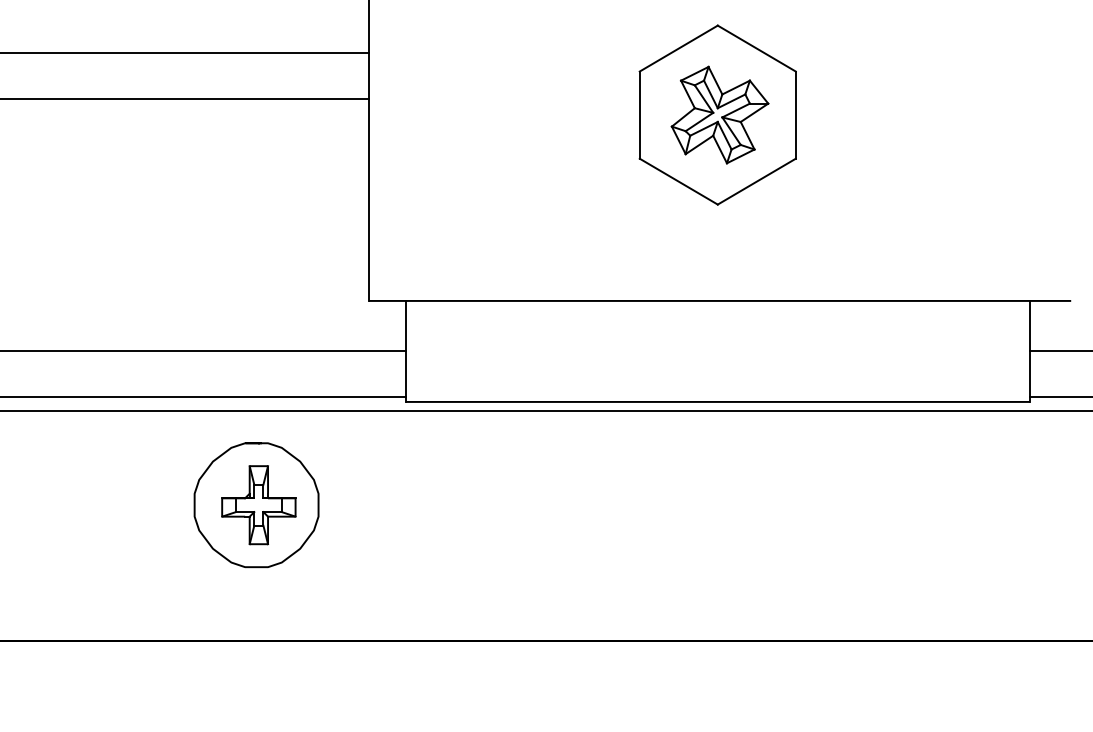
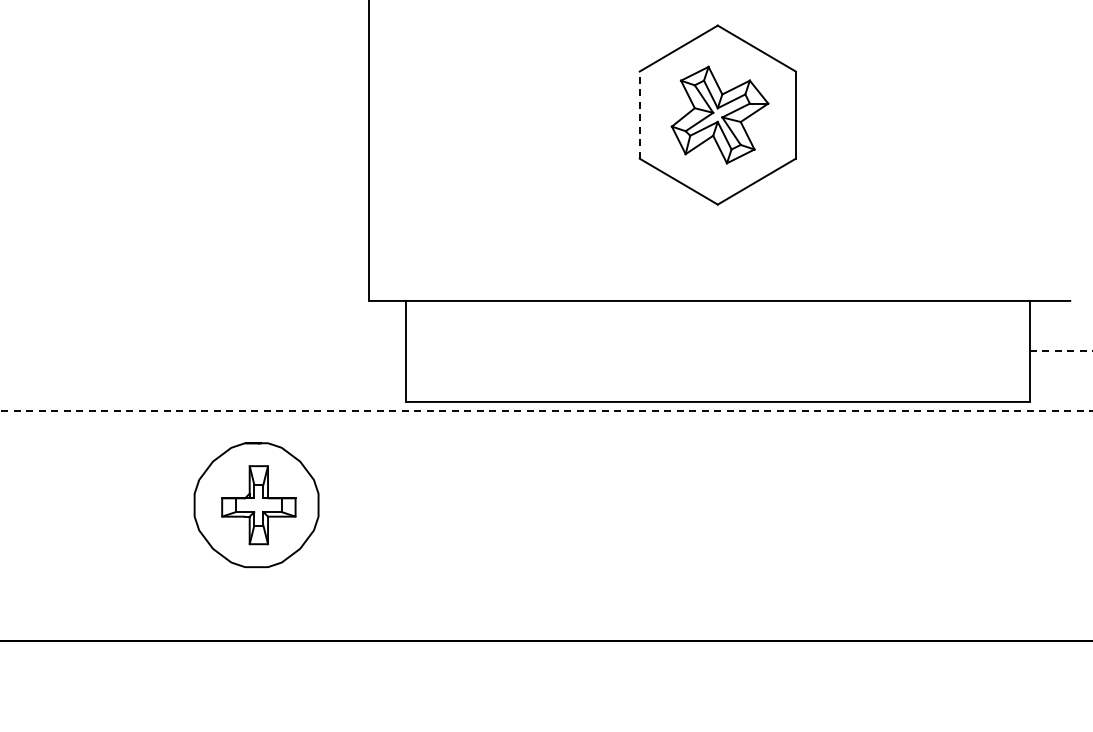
line: present -> none (185, 53)
line: present -> none (185, 99)
line: solid -> dashed (639, 115)
line: present -> none (203, 351)
line: solid -> dashed (1061, 351)
line: present -> none (203, 397)
line: present -> none (1059, 397)
line: solid -> dashed (546, 411)
